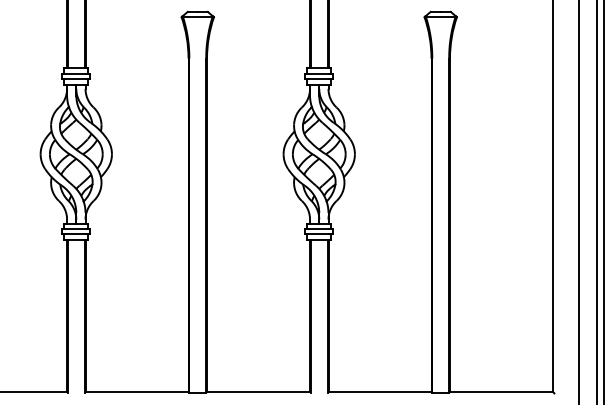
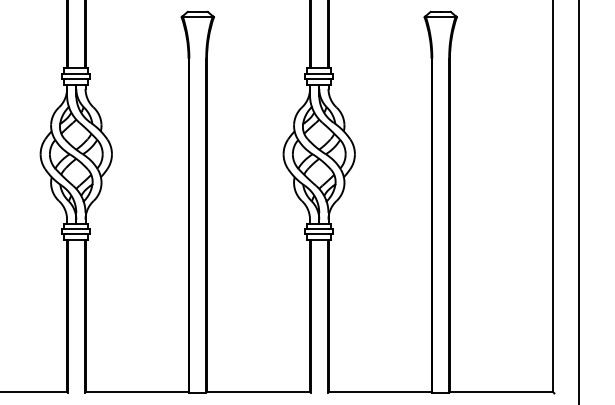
line: present -> none (596, 201)
line: present -> none (604, 201)
